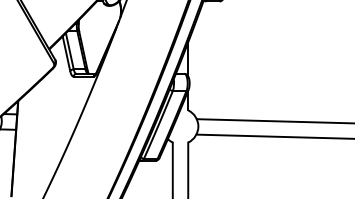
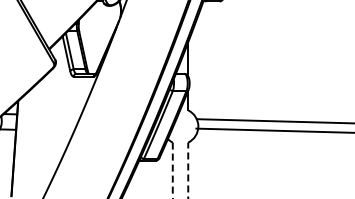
line position: (273, 136) -> (273, 130) (273, 130)
line: solid -> dashed (172, 170)
line: solid -> dashed (188, 170)
